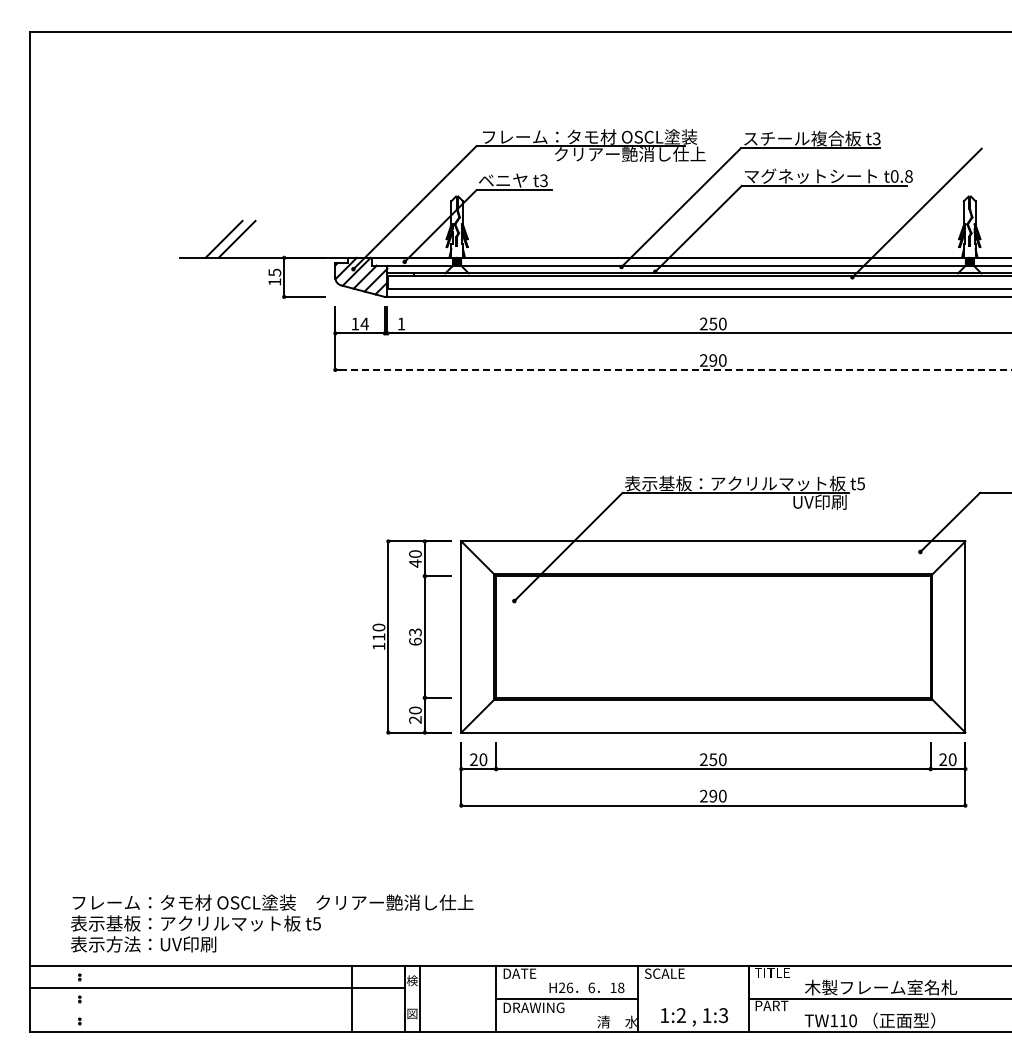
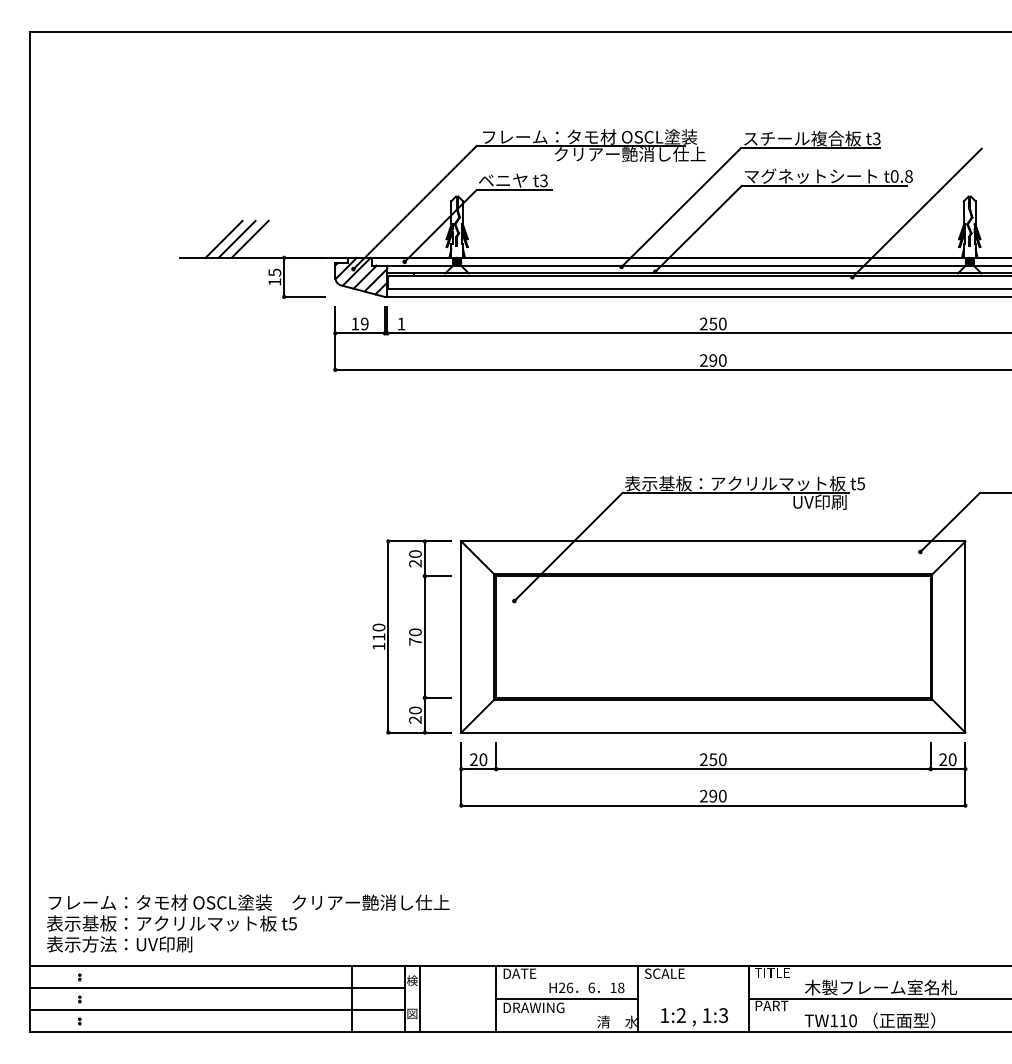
line: none -> present (249, 238)
text: 14 -> 19 (364, 323)
line: dashed -> solid (675, 369)
text: 40 -> 20 (415, 563)
text: 63 -> 70 (415, 636)
text position: (272, 923) -> (248, 923) (248, 923)
line: none -> present (217, 1010)
